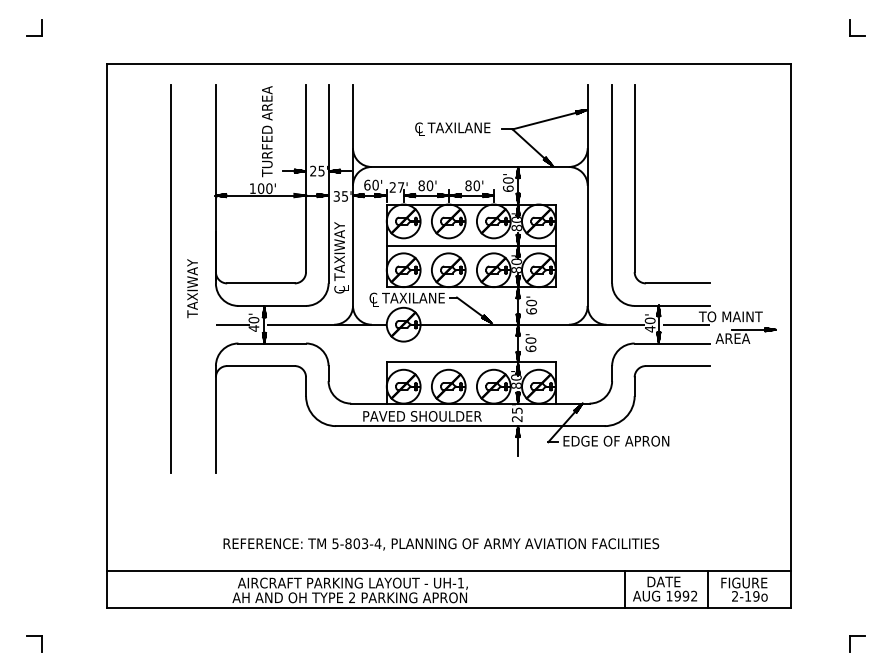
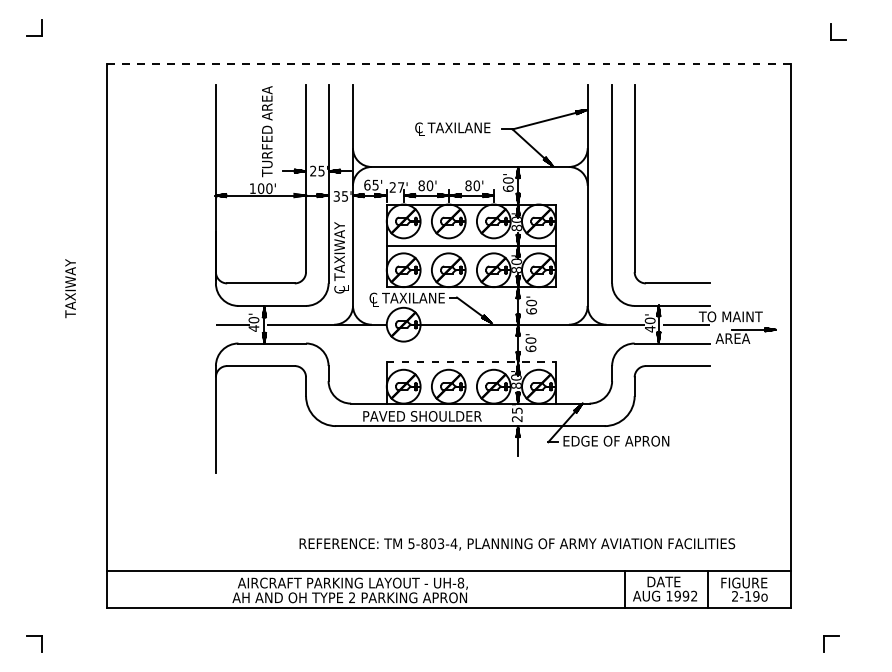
part position: (850, 27) -> (831, 31) (831, 31)
line: solid -> dashed (448, 63)
text: 60' -> 65' (375, 184)
line: present -> none (170, 279)
text position: (192, 288) -> (70, 288) (70, 288)
line: solid -> dashed (471, 362)
text position: (441, 544) -> (517, 544) (517, 544)
text: UH-1, -> UH-8, (460, 582)
part position: (857, 636) -> (831, 636) (831, 636)
